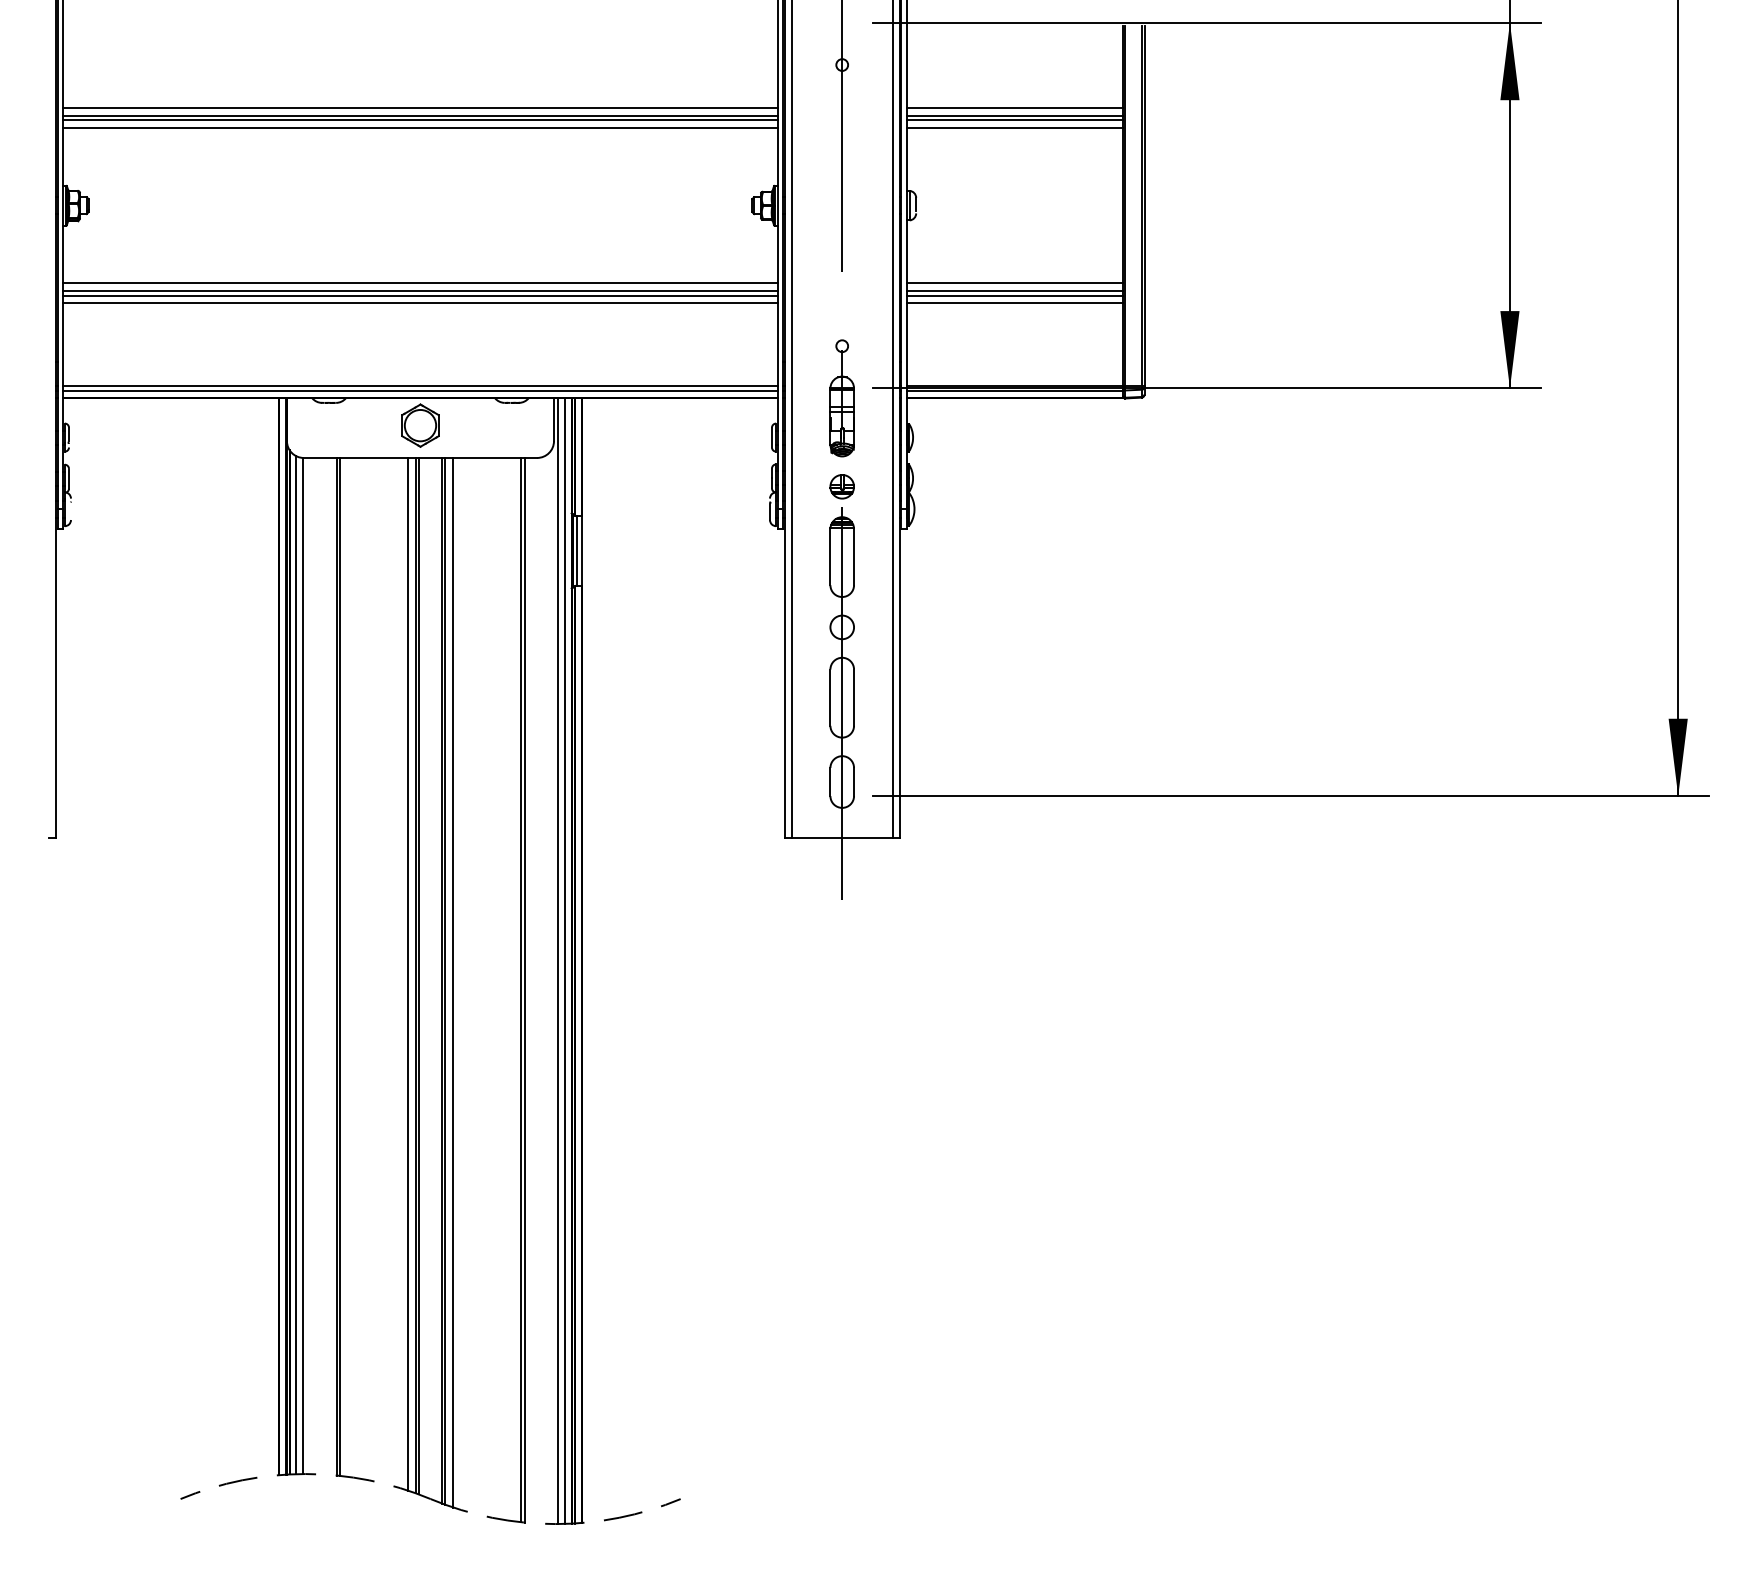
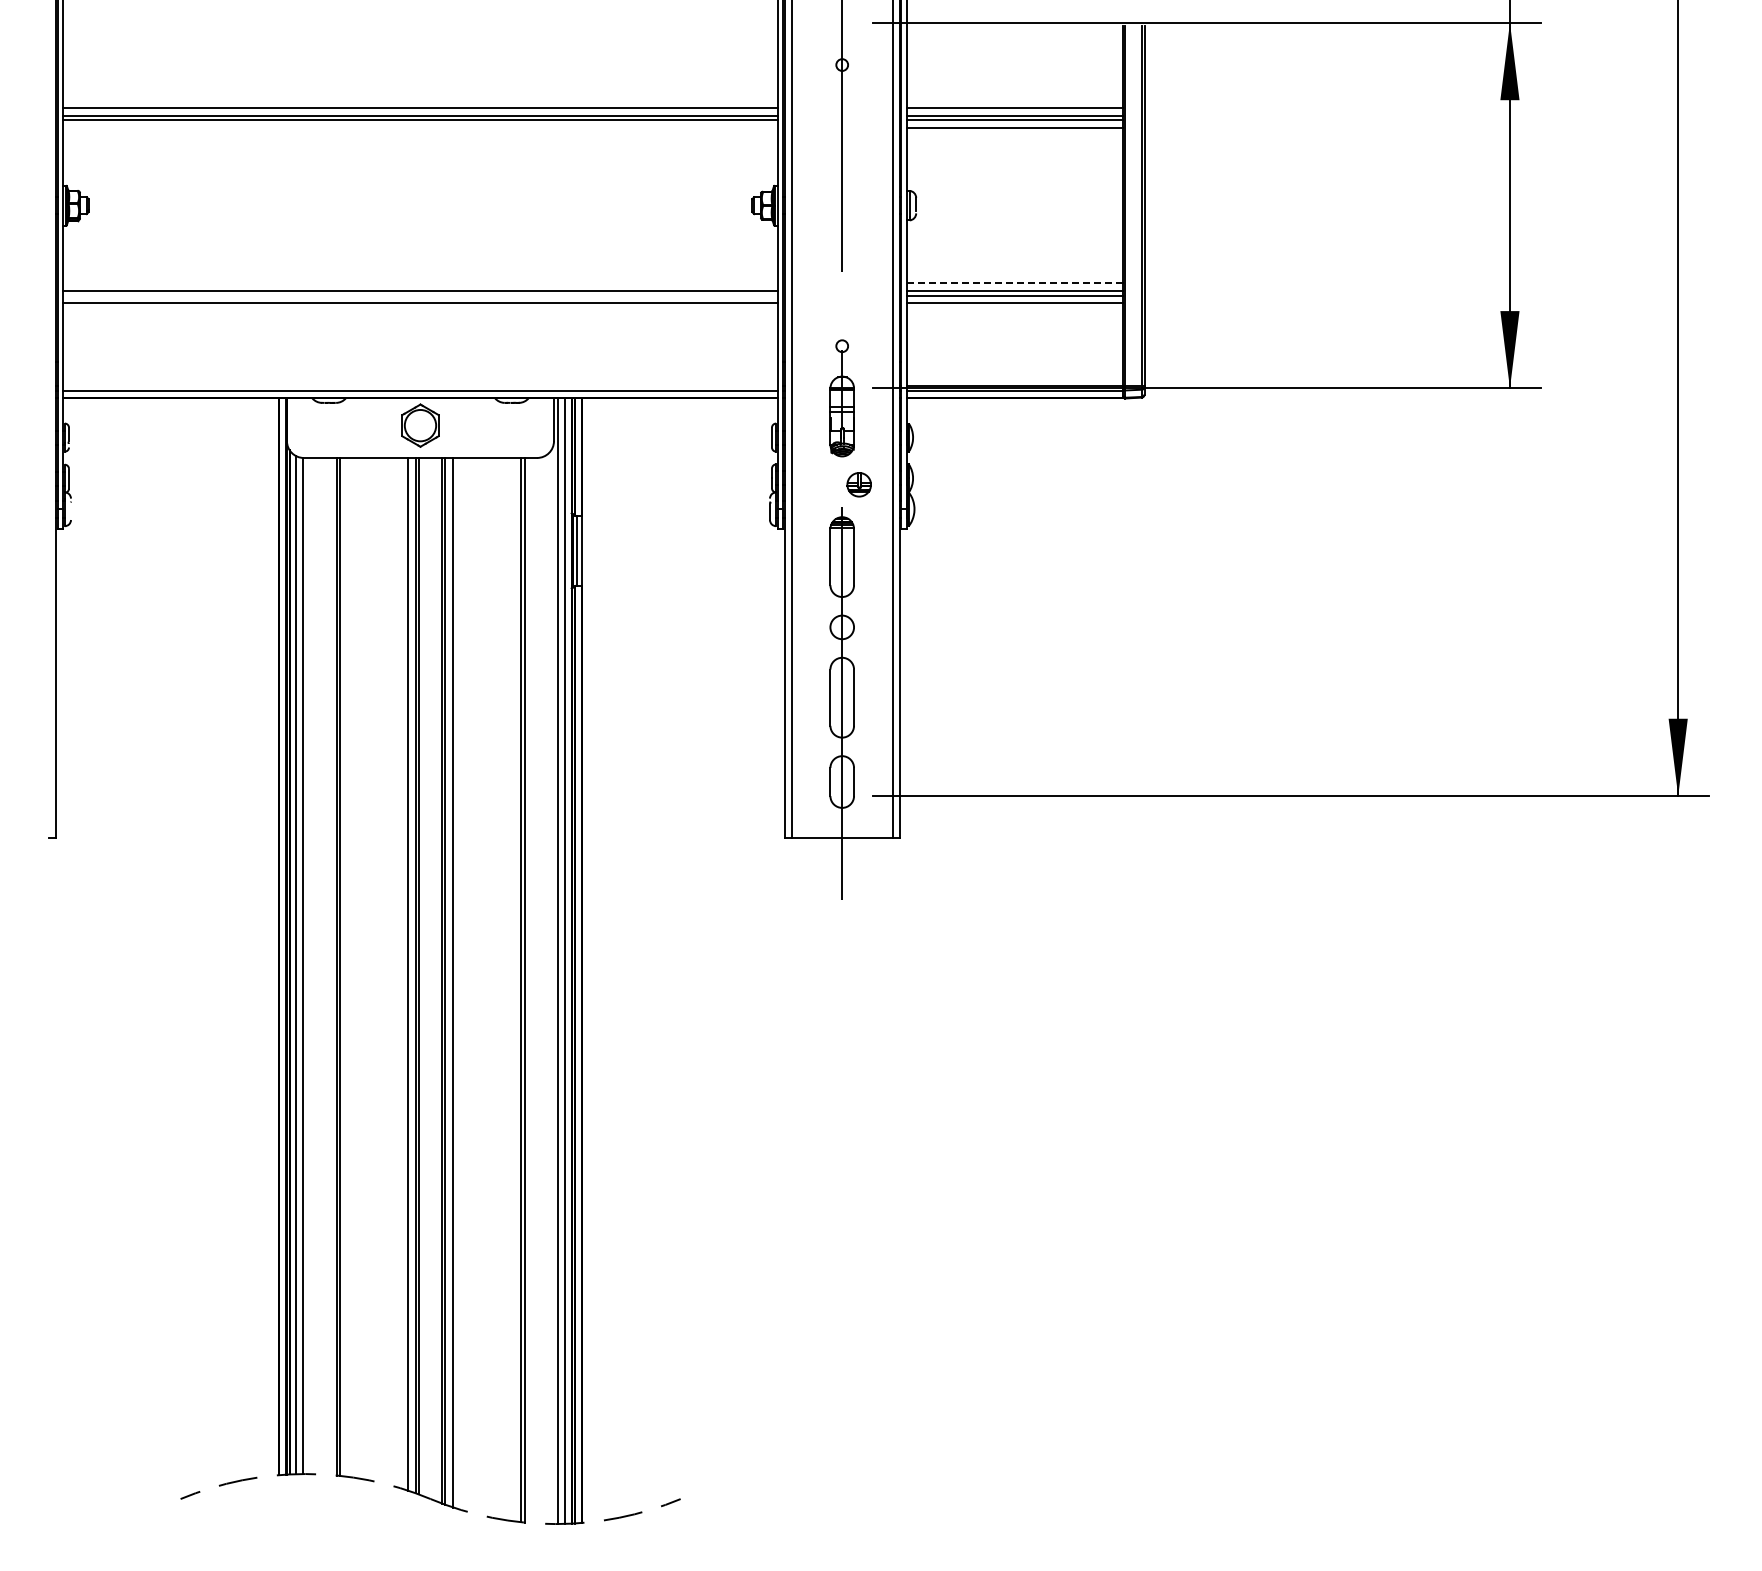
line: present -> none (420, 127)
line: present -> none (420, 283)
line: solid -> dashed (1015, 283)
line: present -> none (420, 295)
line: present -> none (420, 385)
part position: (841, 486) -> (858, 484) (858, 484)
